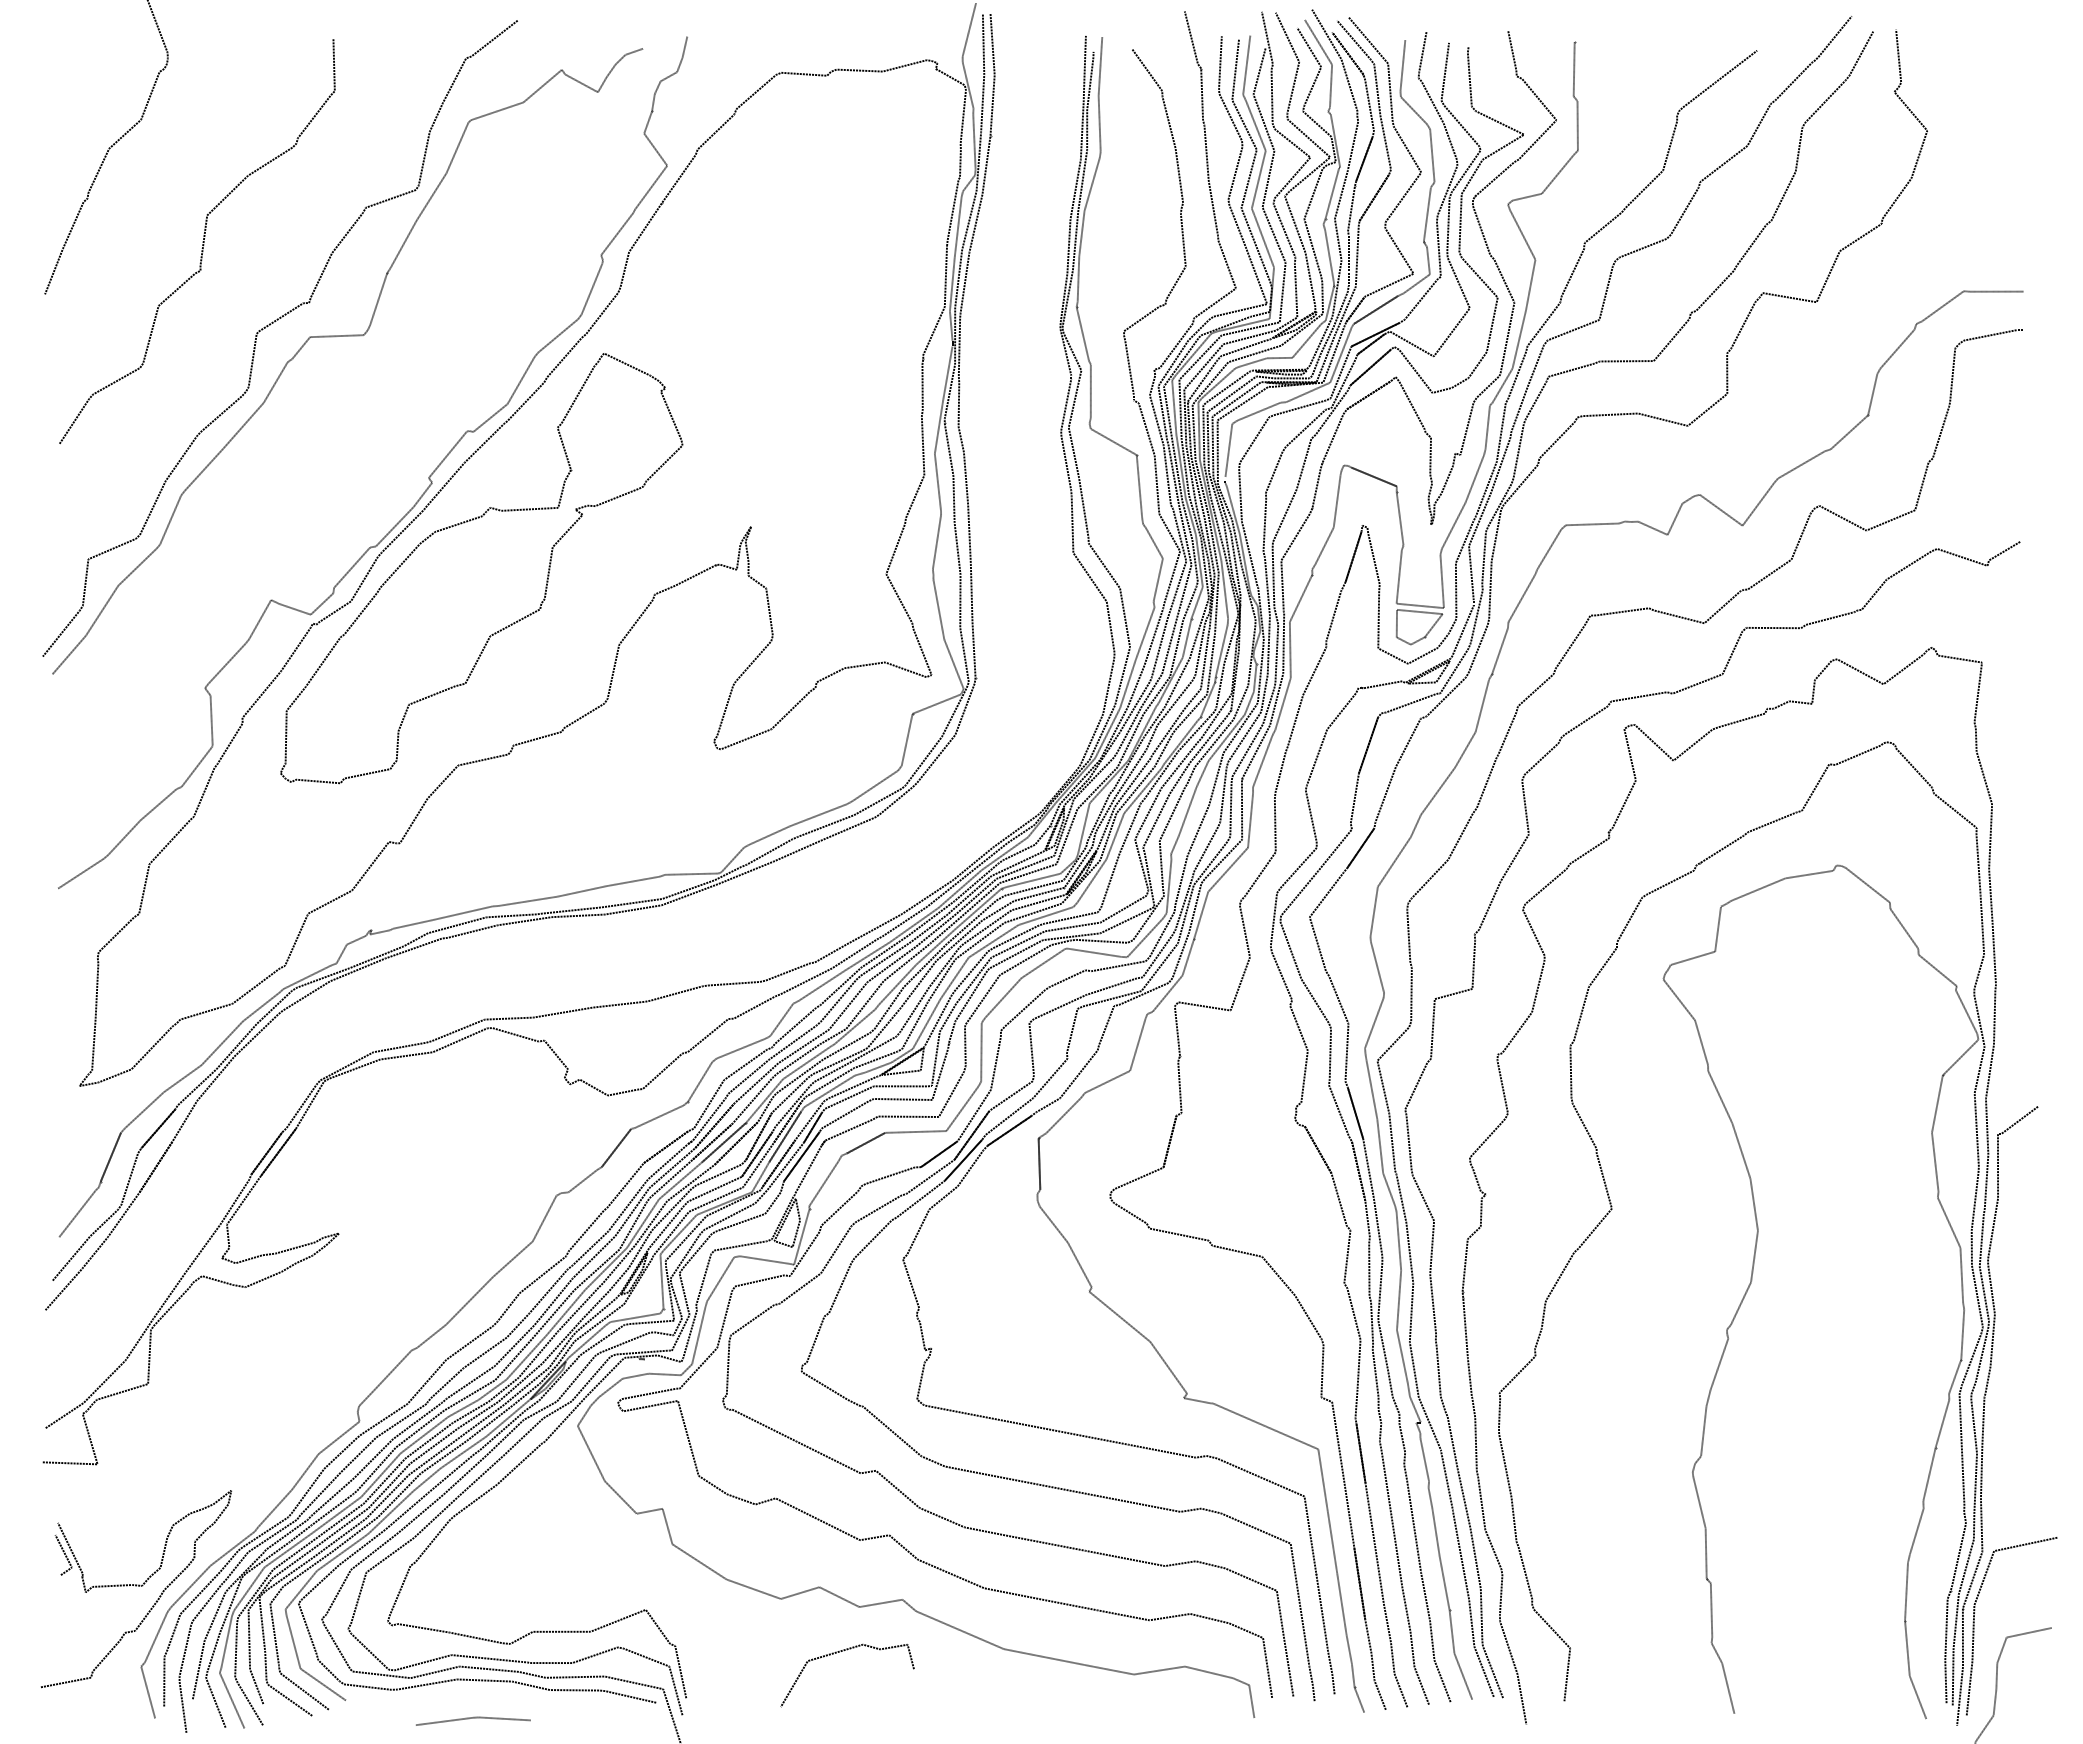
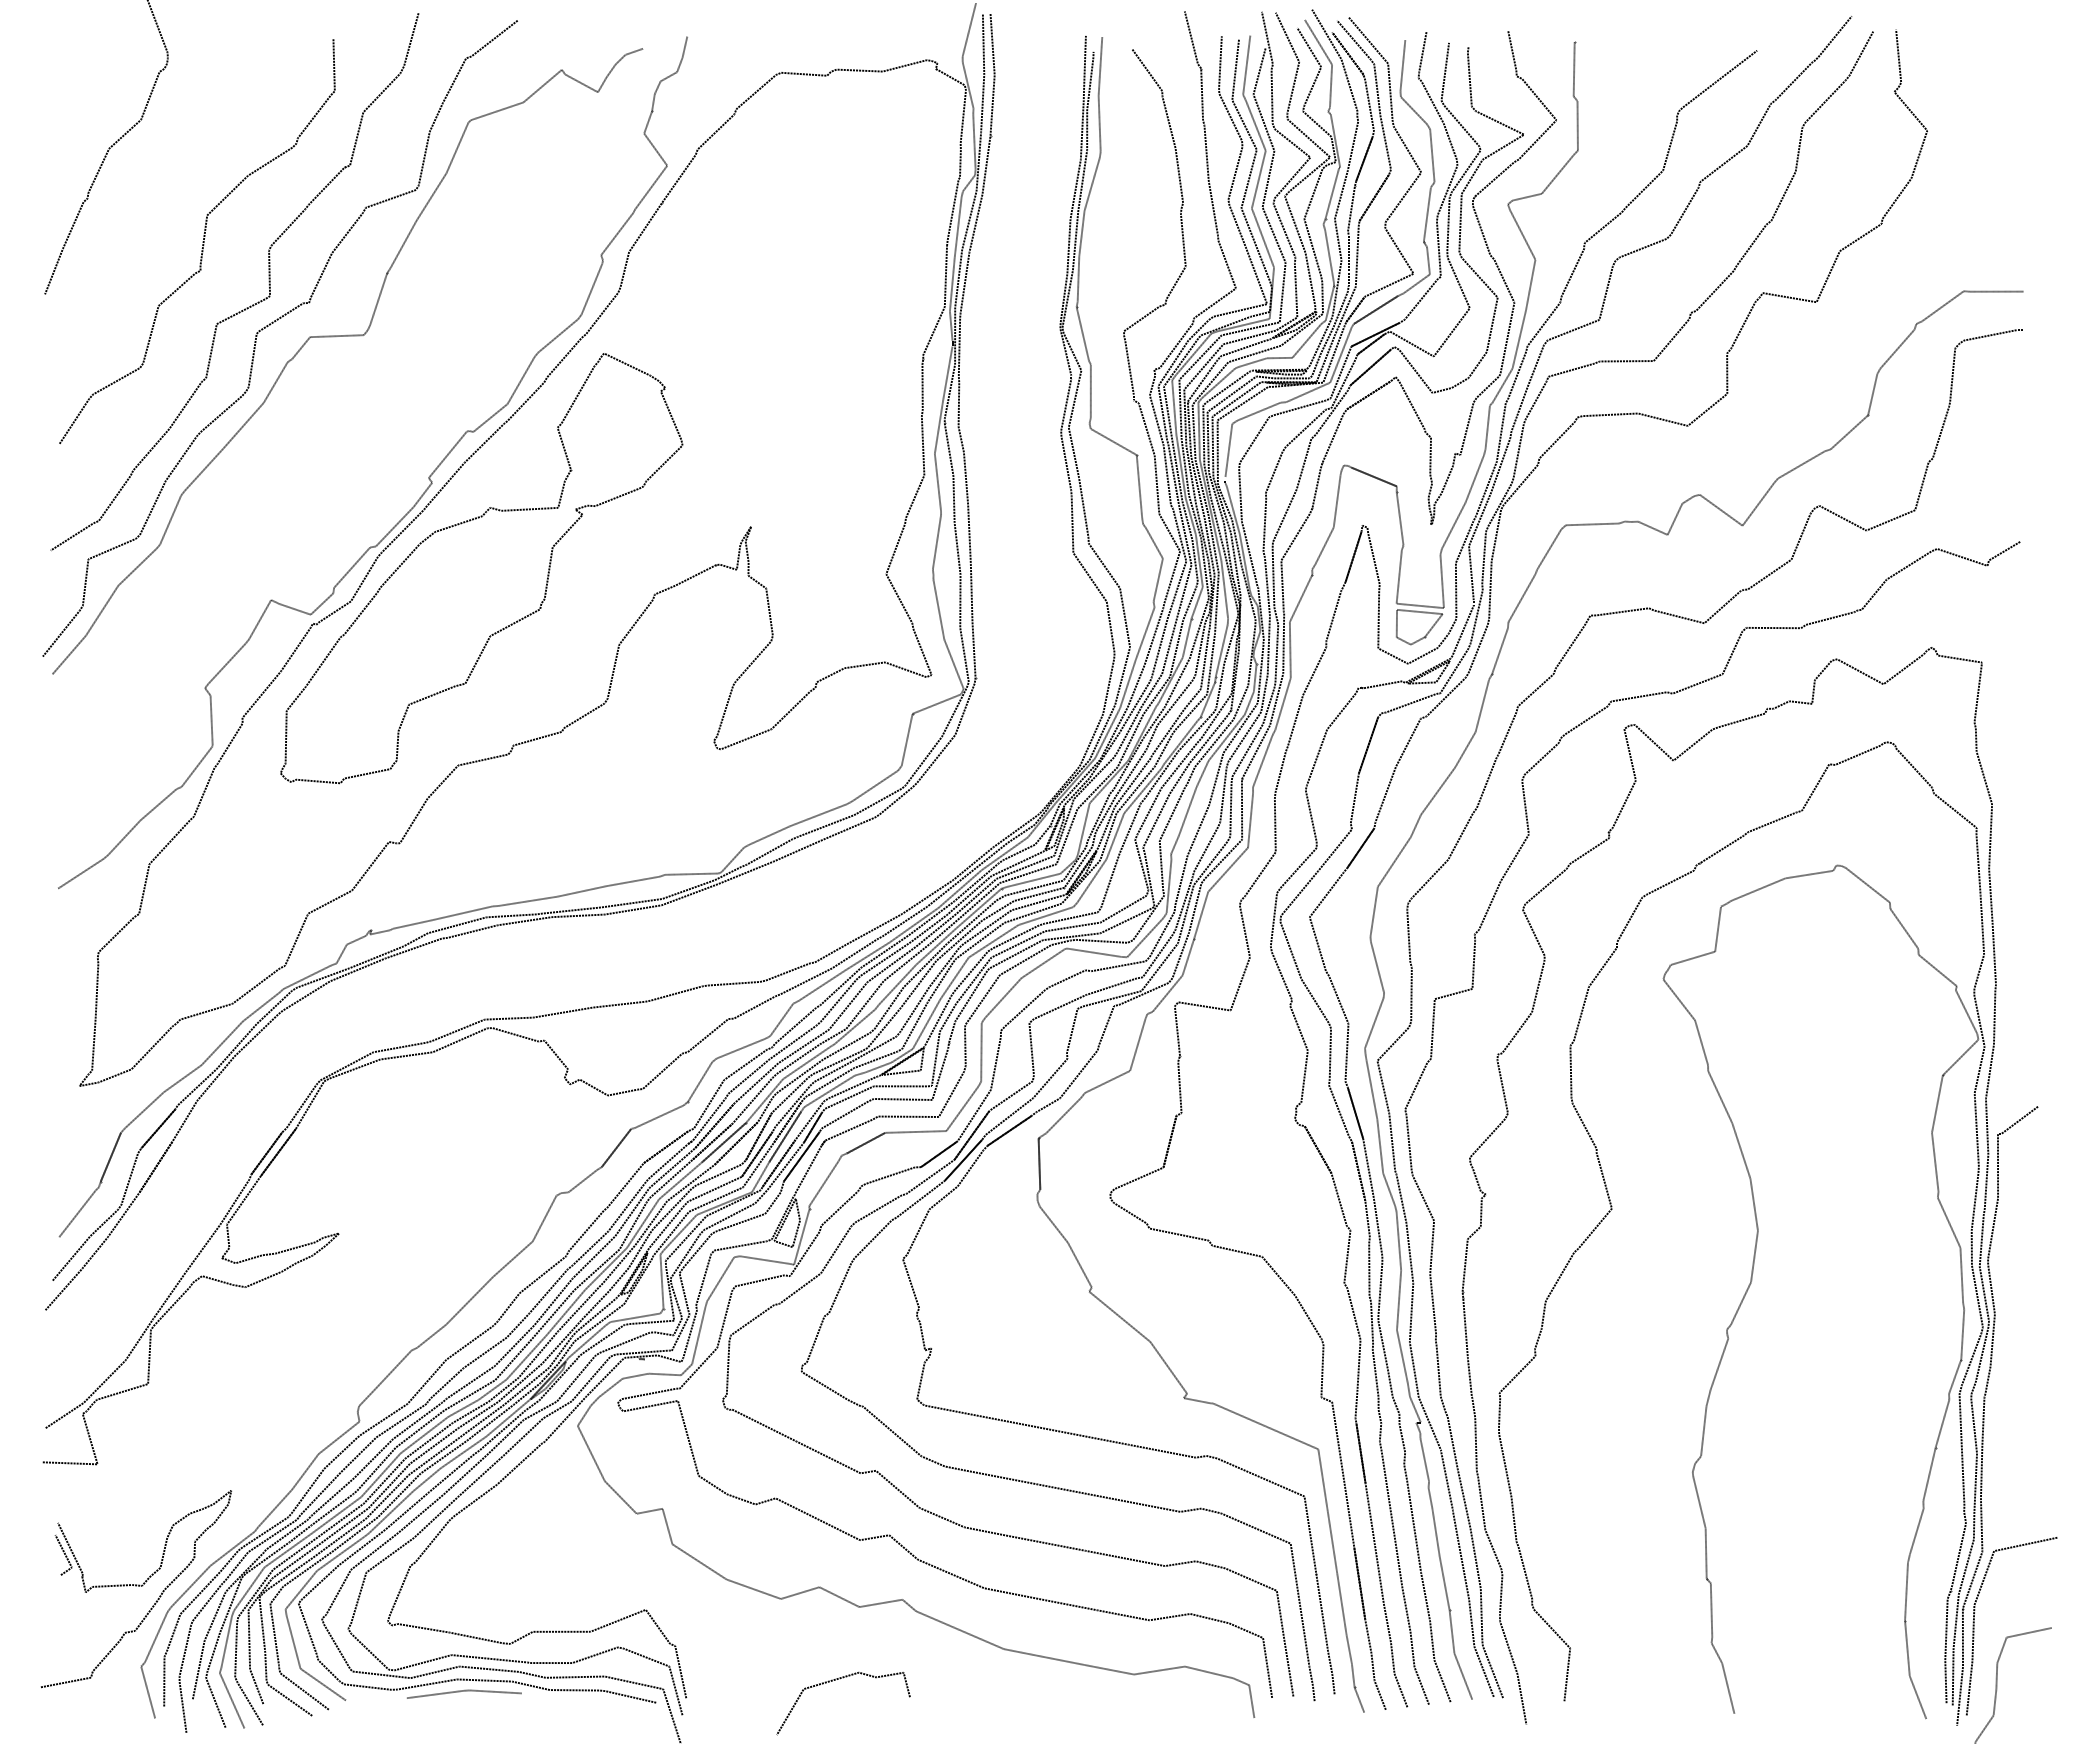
curve: none -> present (246, 307)
curve position: (844, 1651) -> (840, 1679) (840, 1679)
line position: (473, 1718) -> (464, 1691) (464, 1691)
